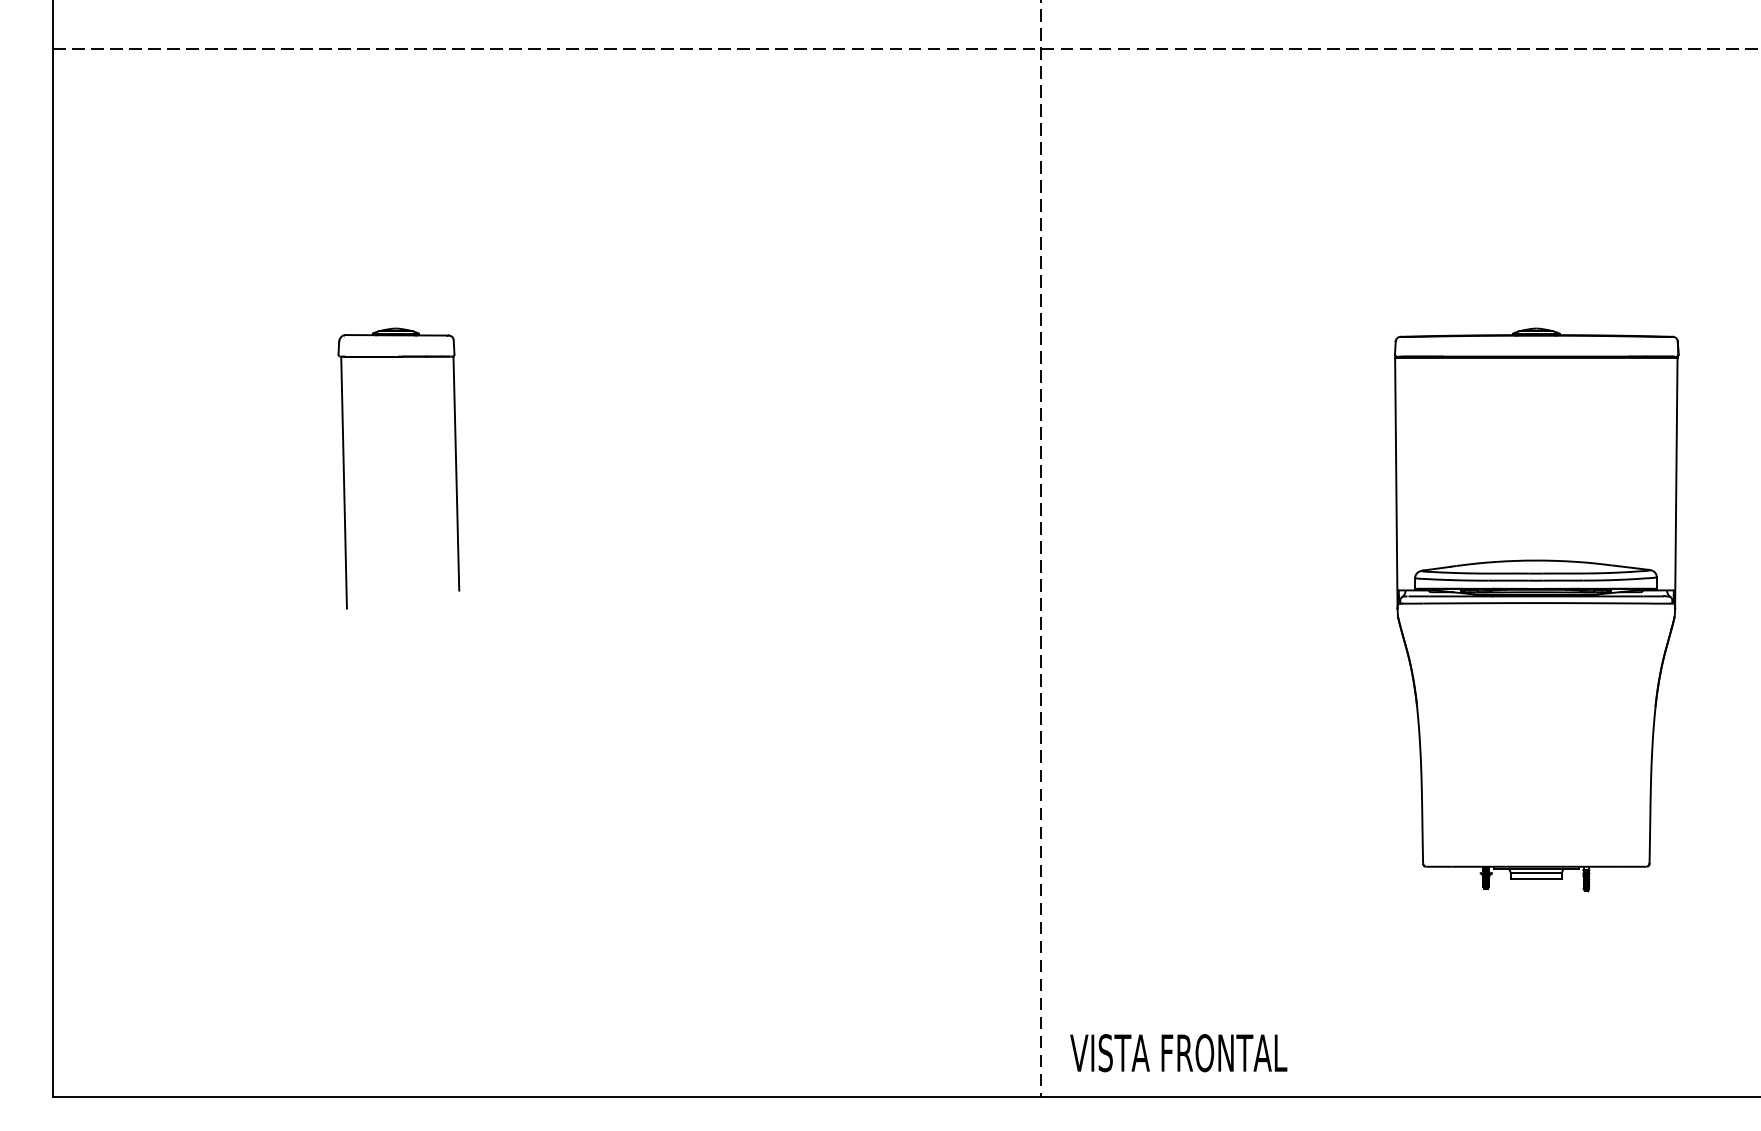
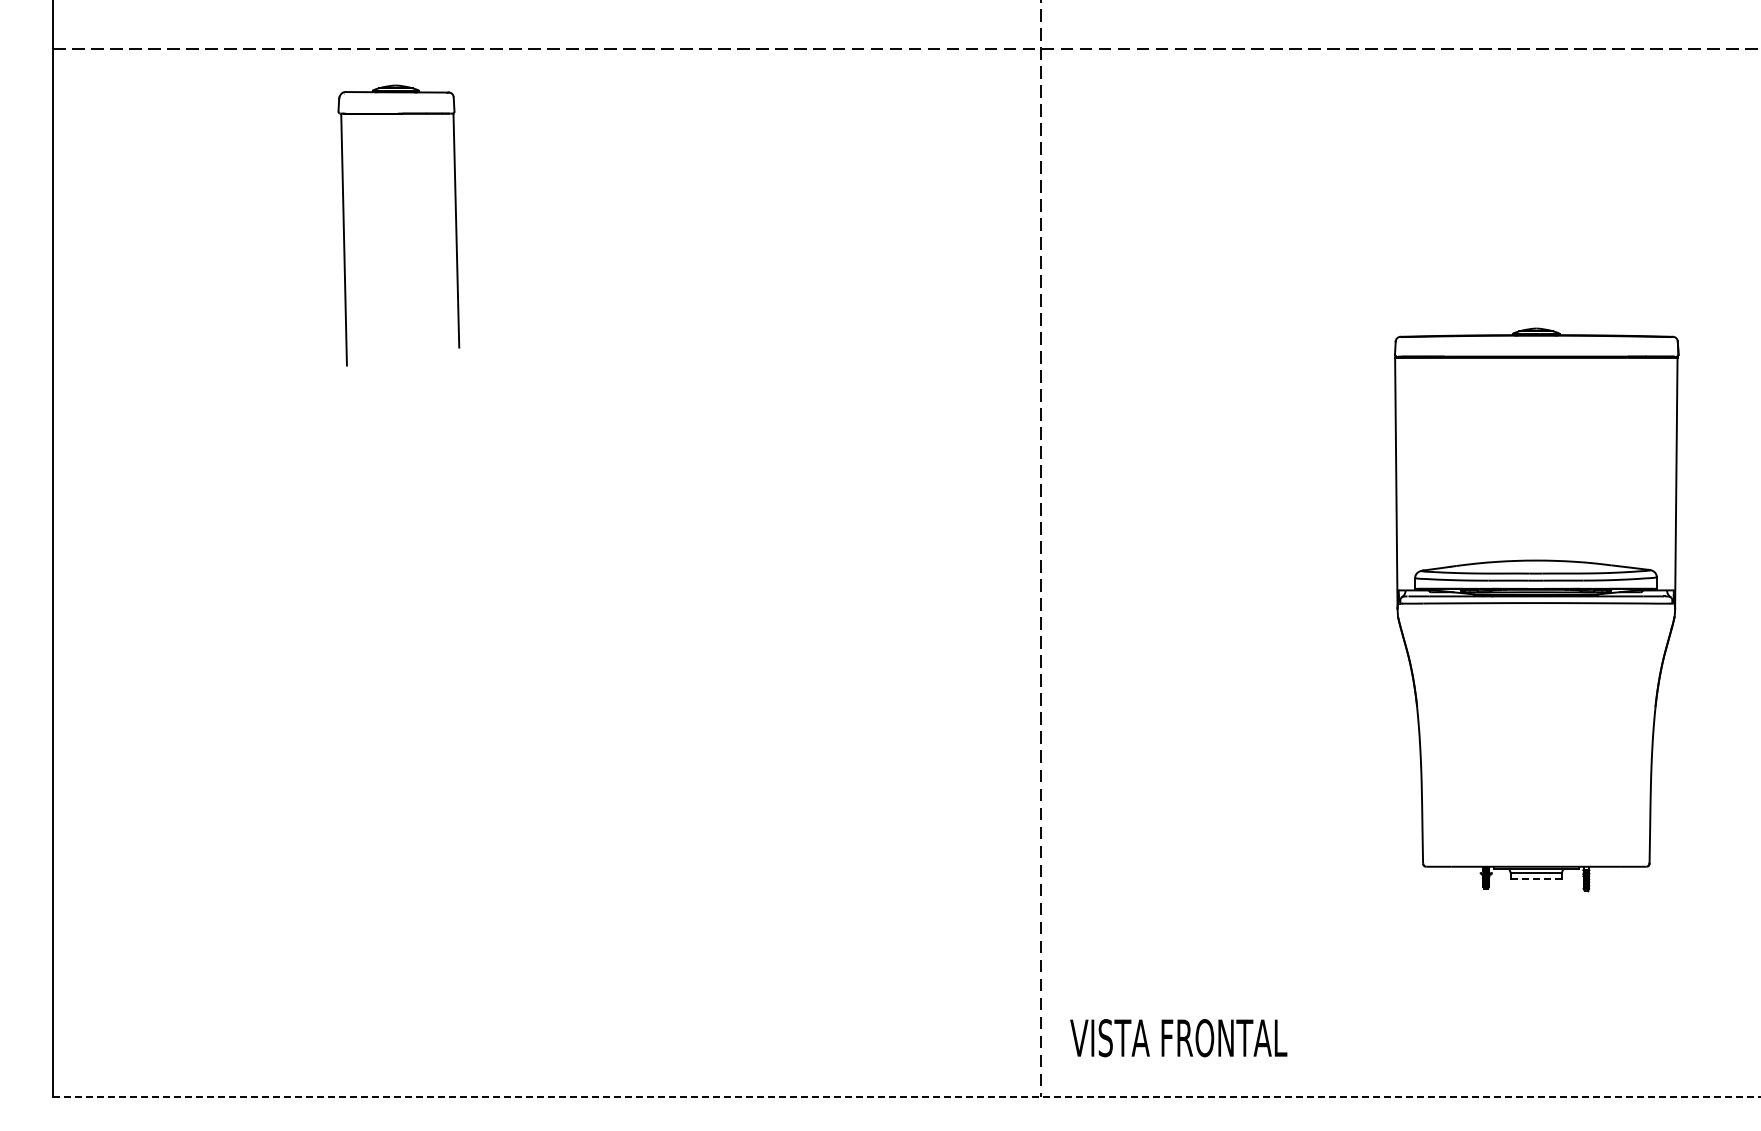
part position: (344, 468) -> (344, 225) (344, 225)
line: solid -> dashed (1535, 879)
text position: (1178, 1053) -> (1178, 1038) (1178, 1038)
line: solid -> dashed (906, 1097)
